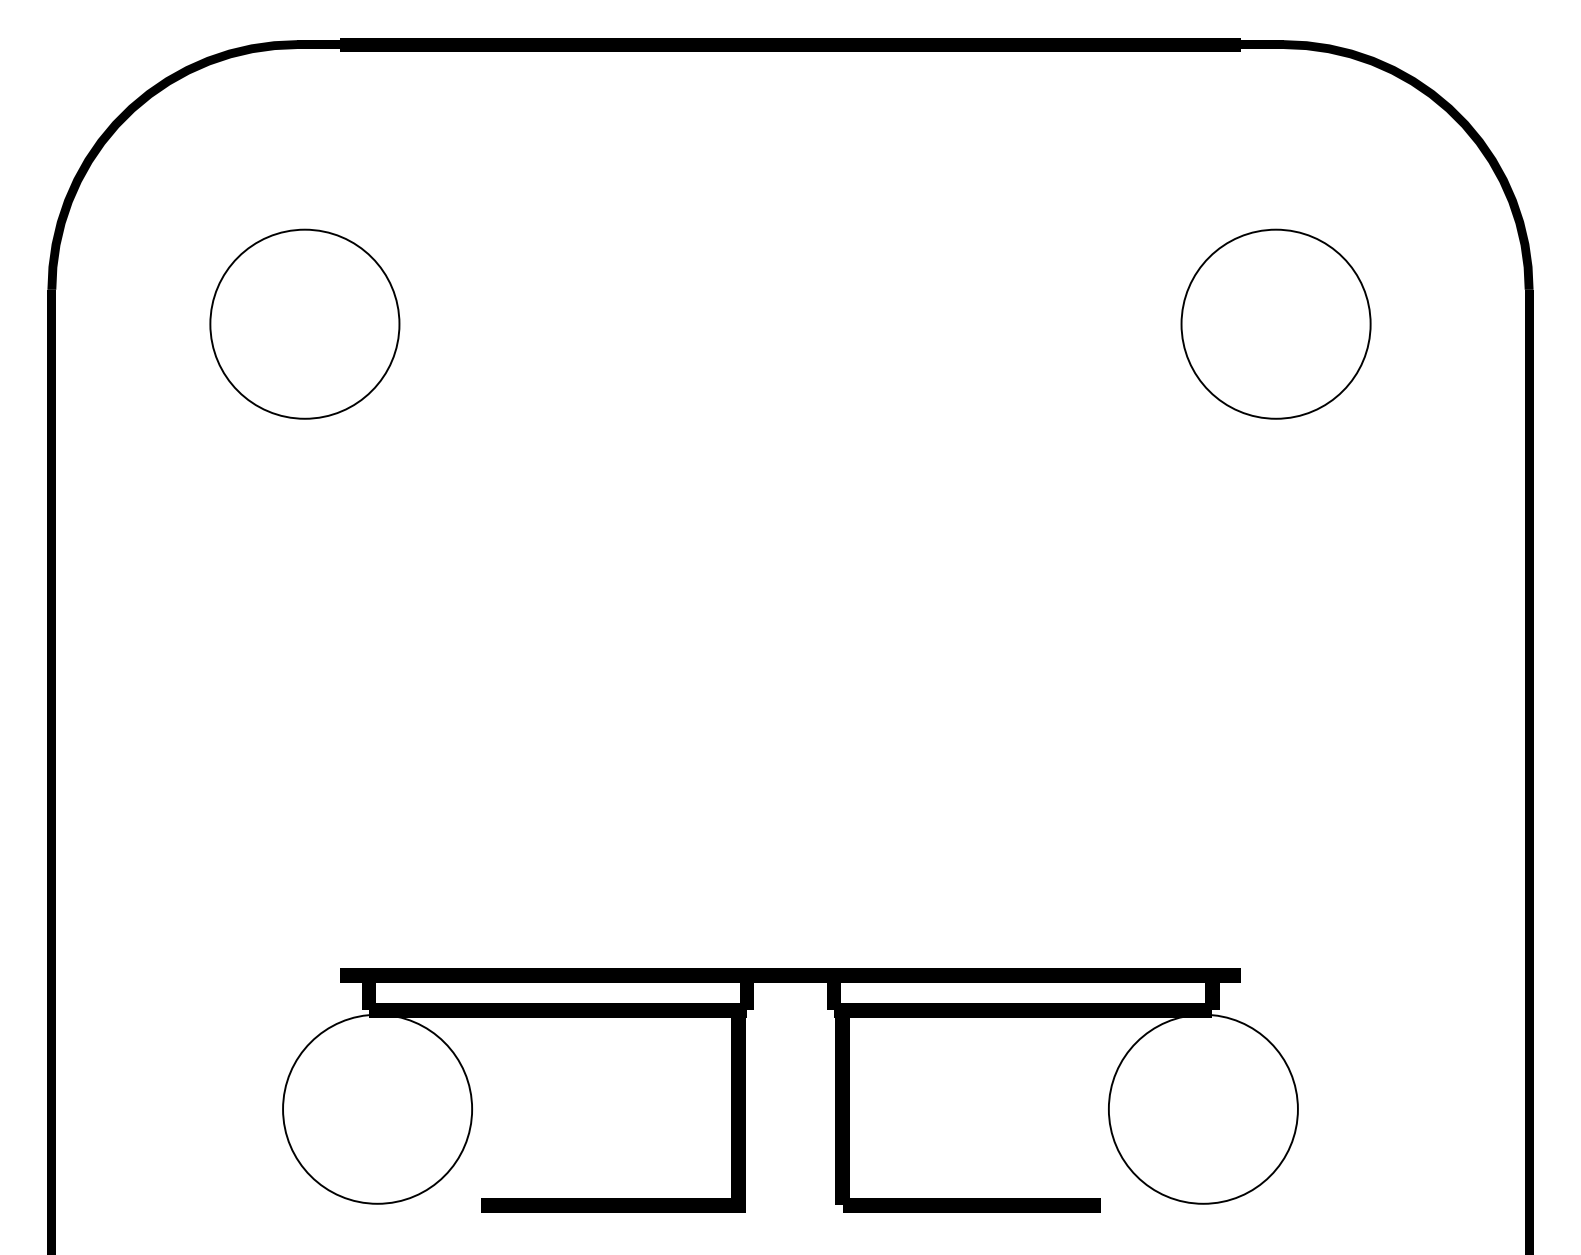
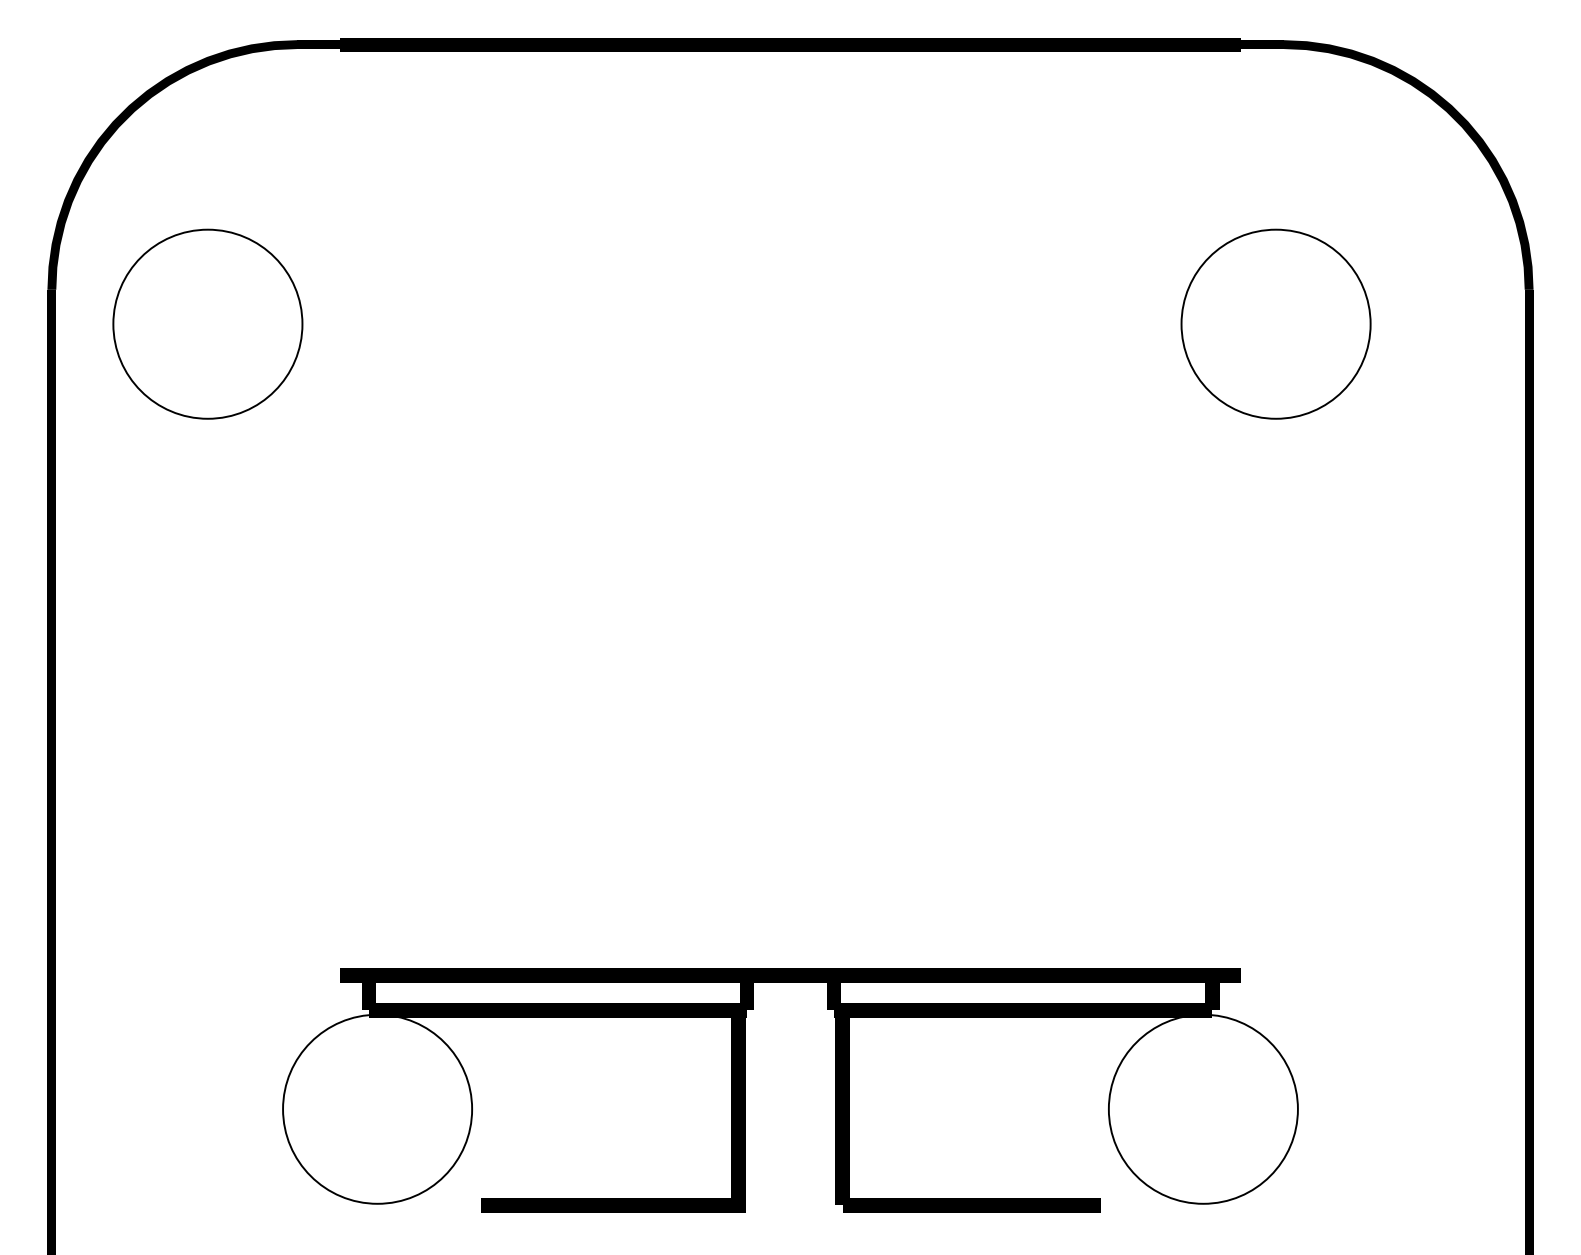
part position: (304, 323) -> (207, 323) (207, 323)
